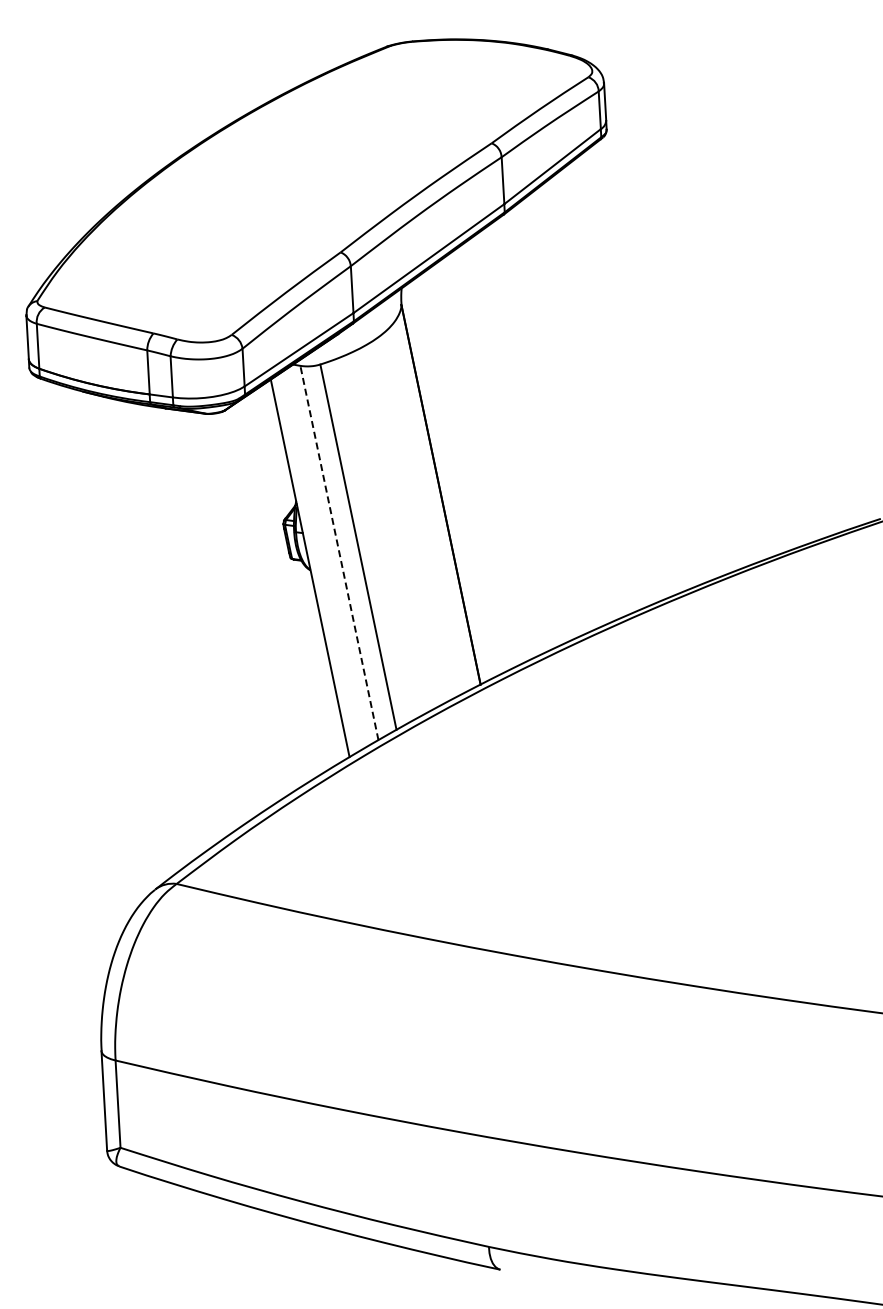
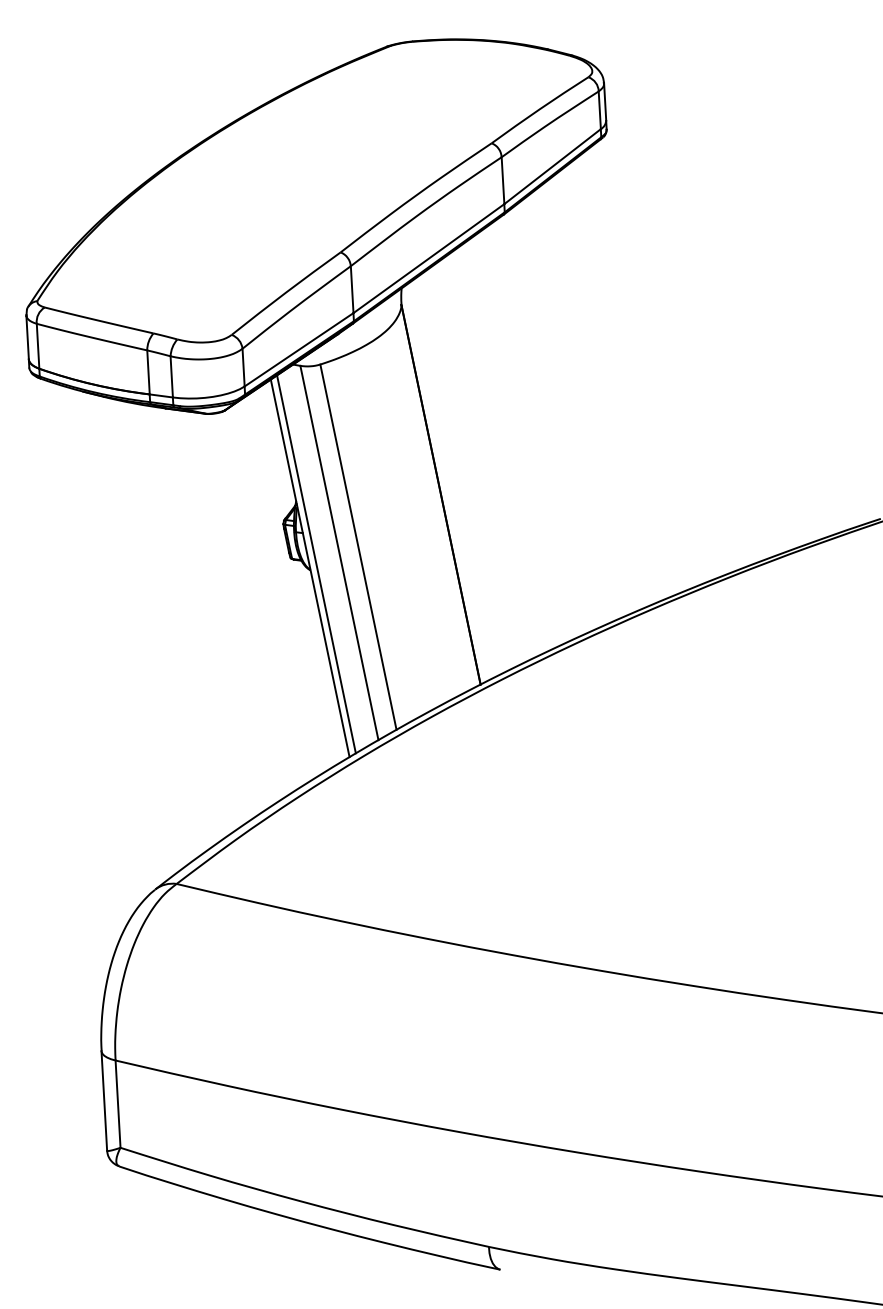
line: dashed -> solid (339, 552)
line: none -> present (316, 564)
